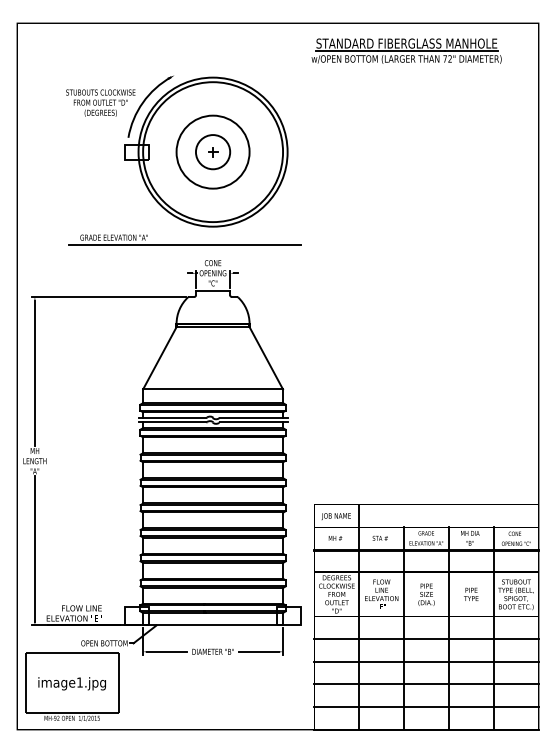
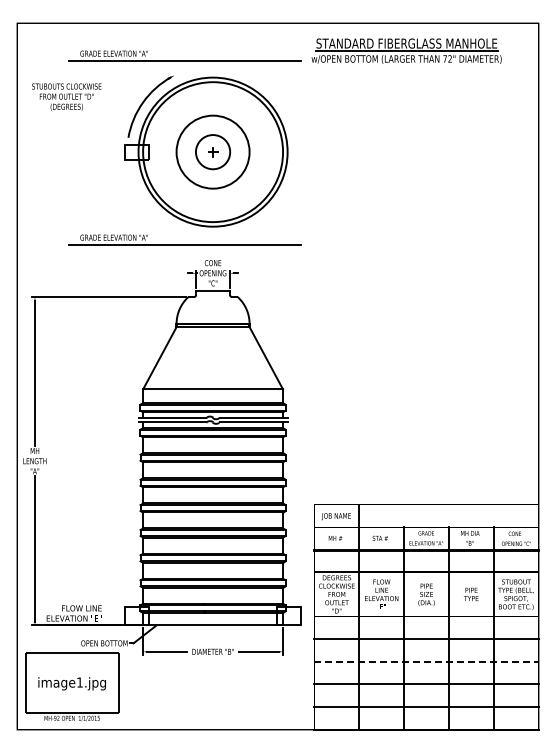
part: none -> present (184, 55)
text position: (100, 102) -> (66, 96) (66, 96)
line: solid -> dashed (427, 661)
